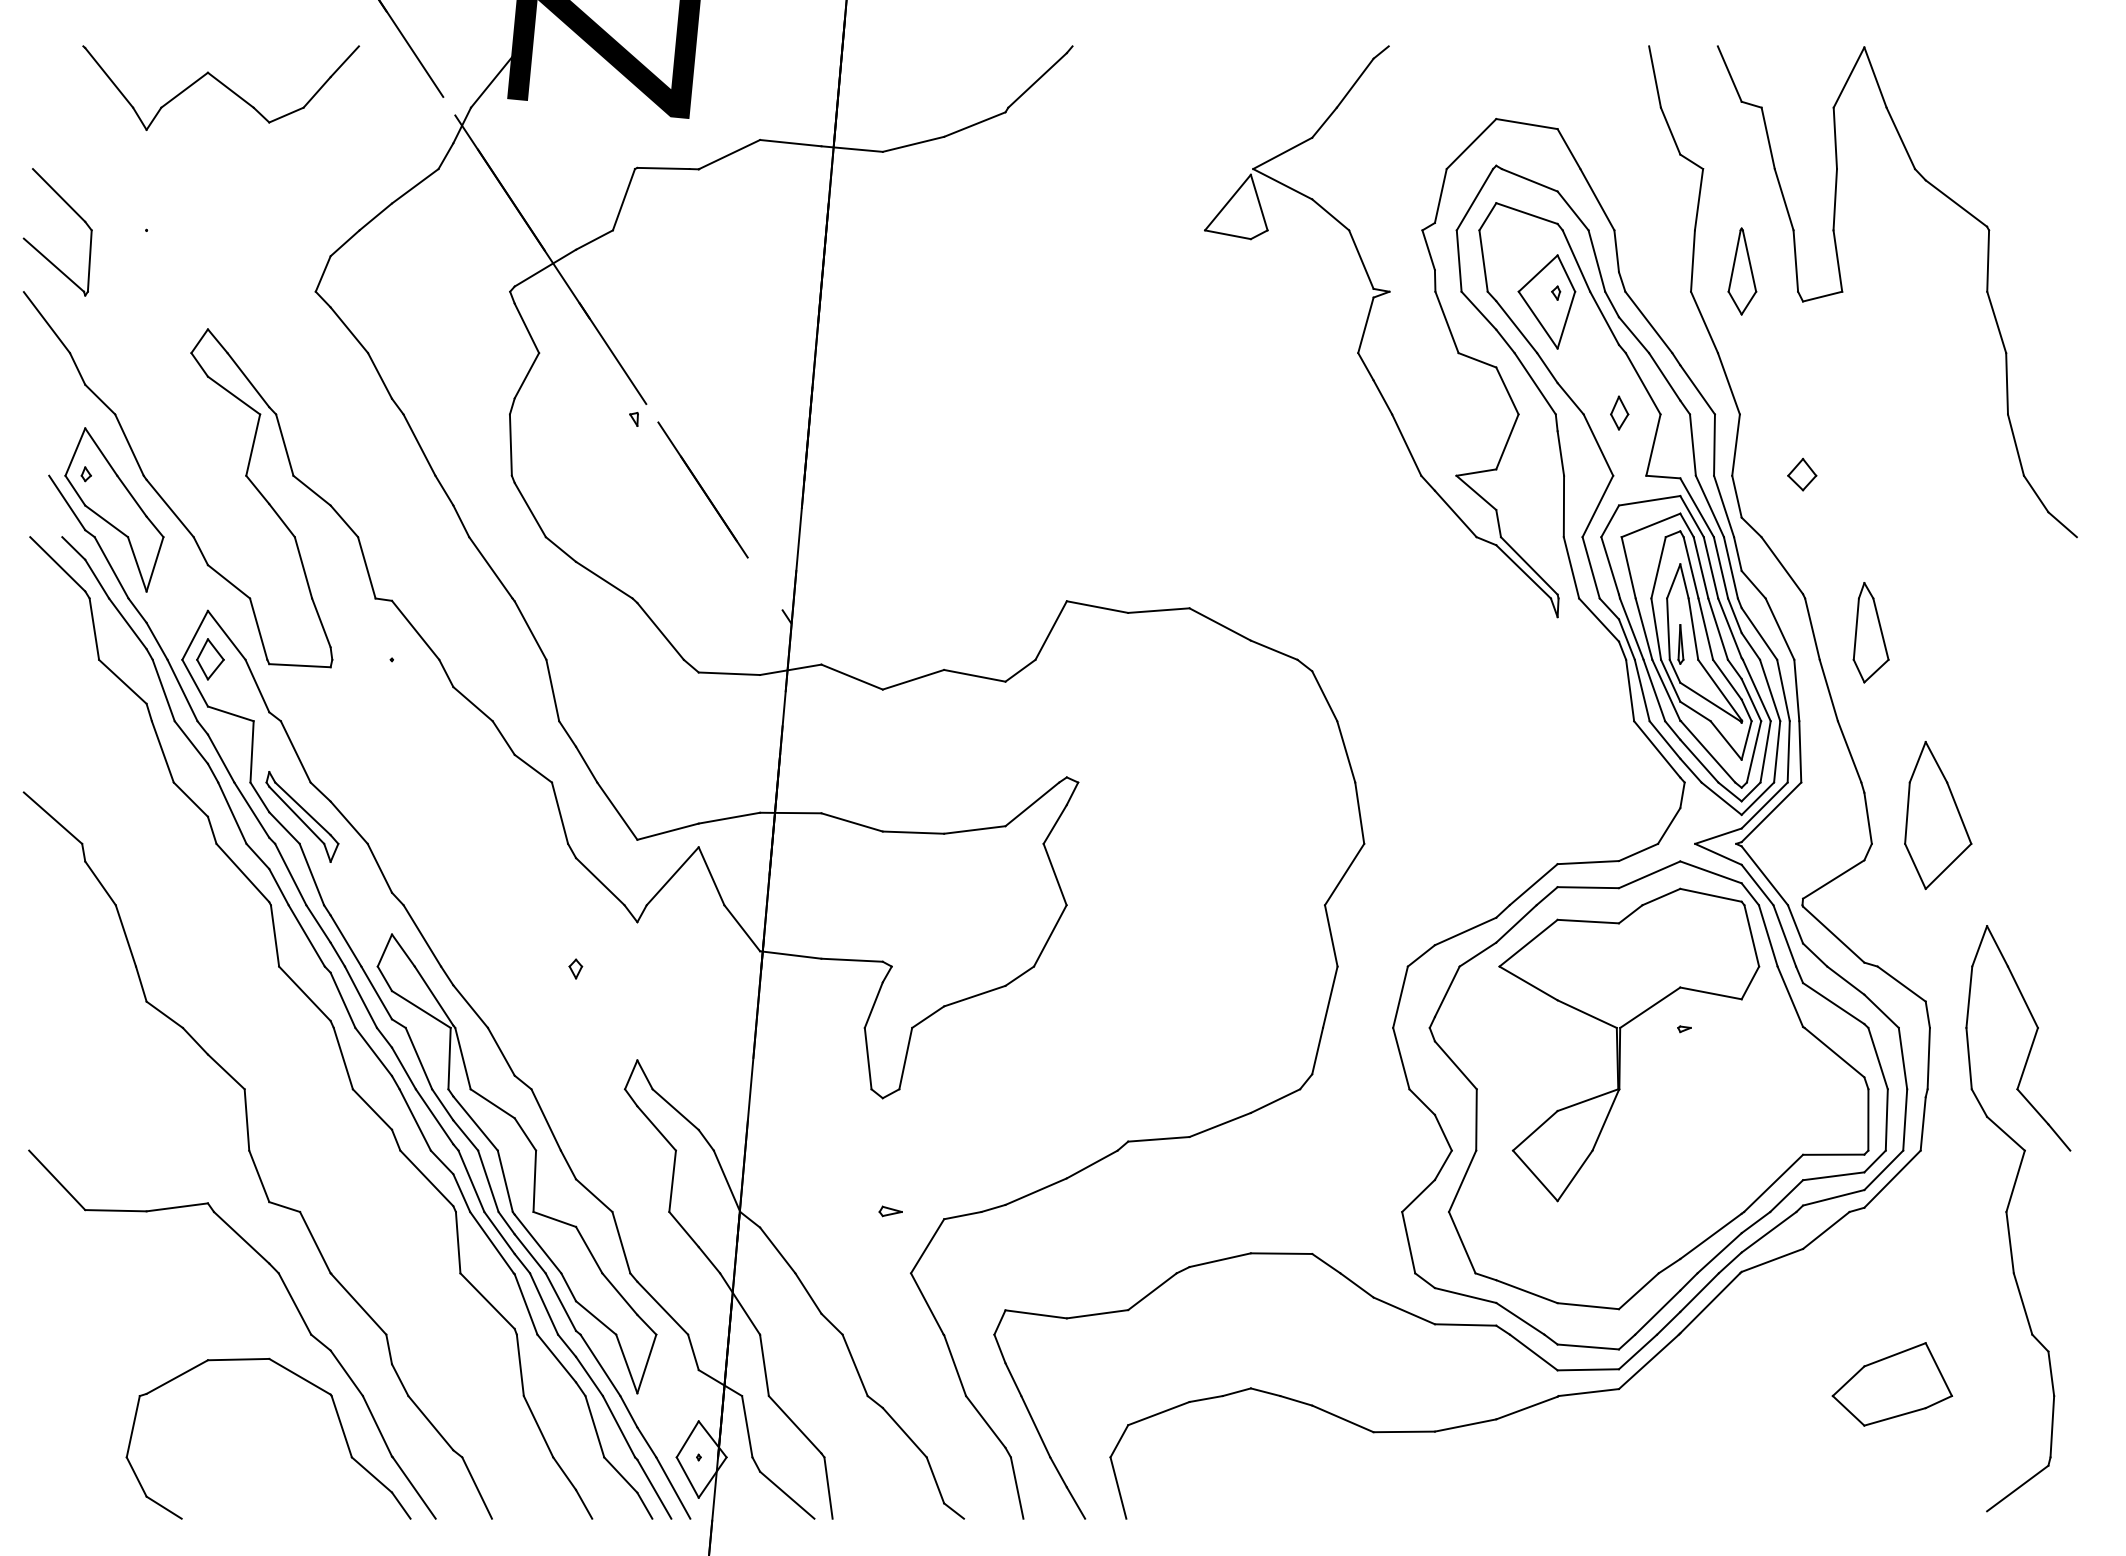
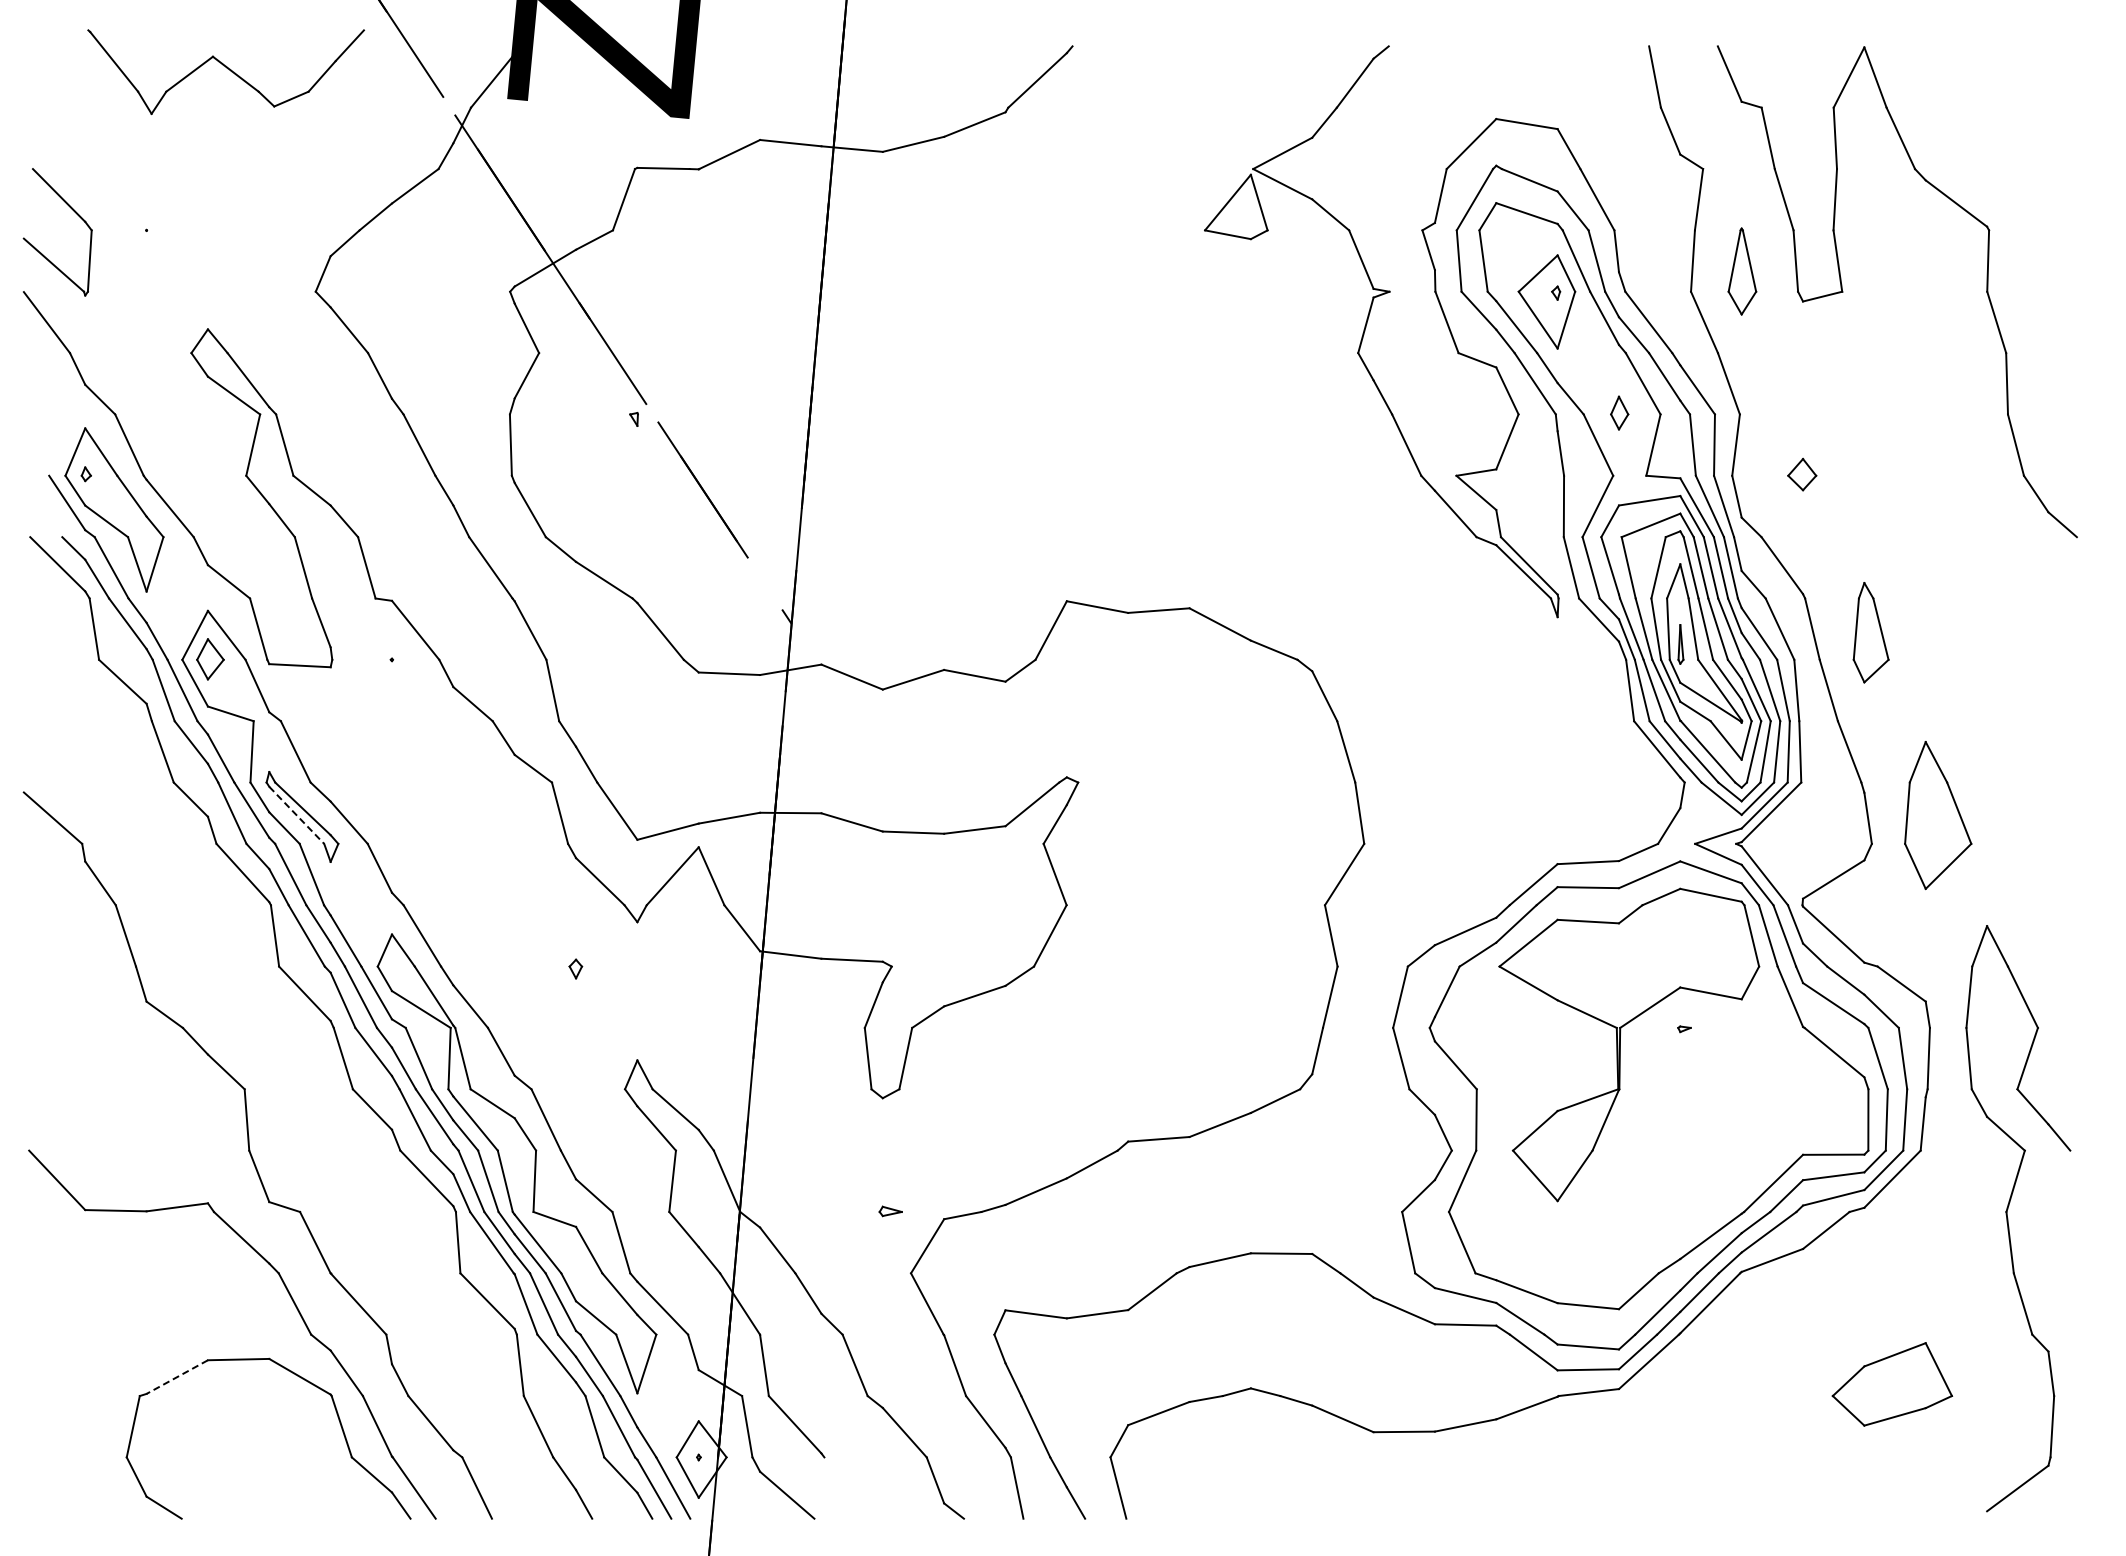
part position: (220, 87) -> (225, 71) (225, 71)
line: solid -> dashed (296, 815)
line: solid -> dashed (177, 1377)
line: present -> none (828, 1487)
